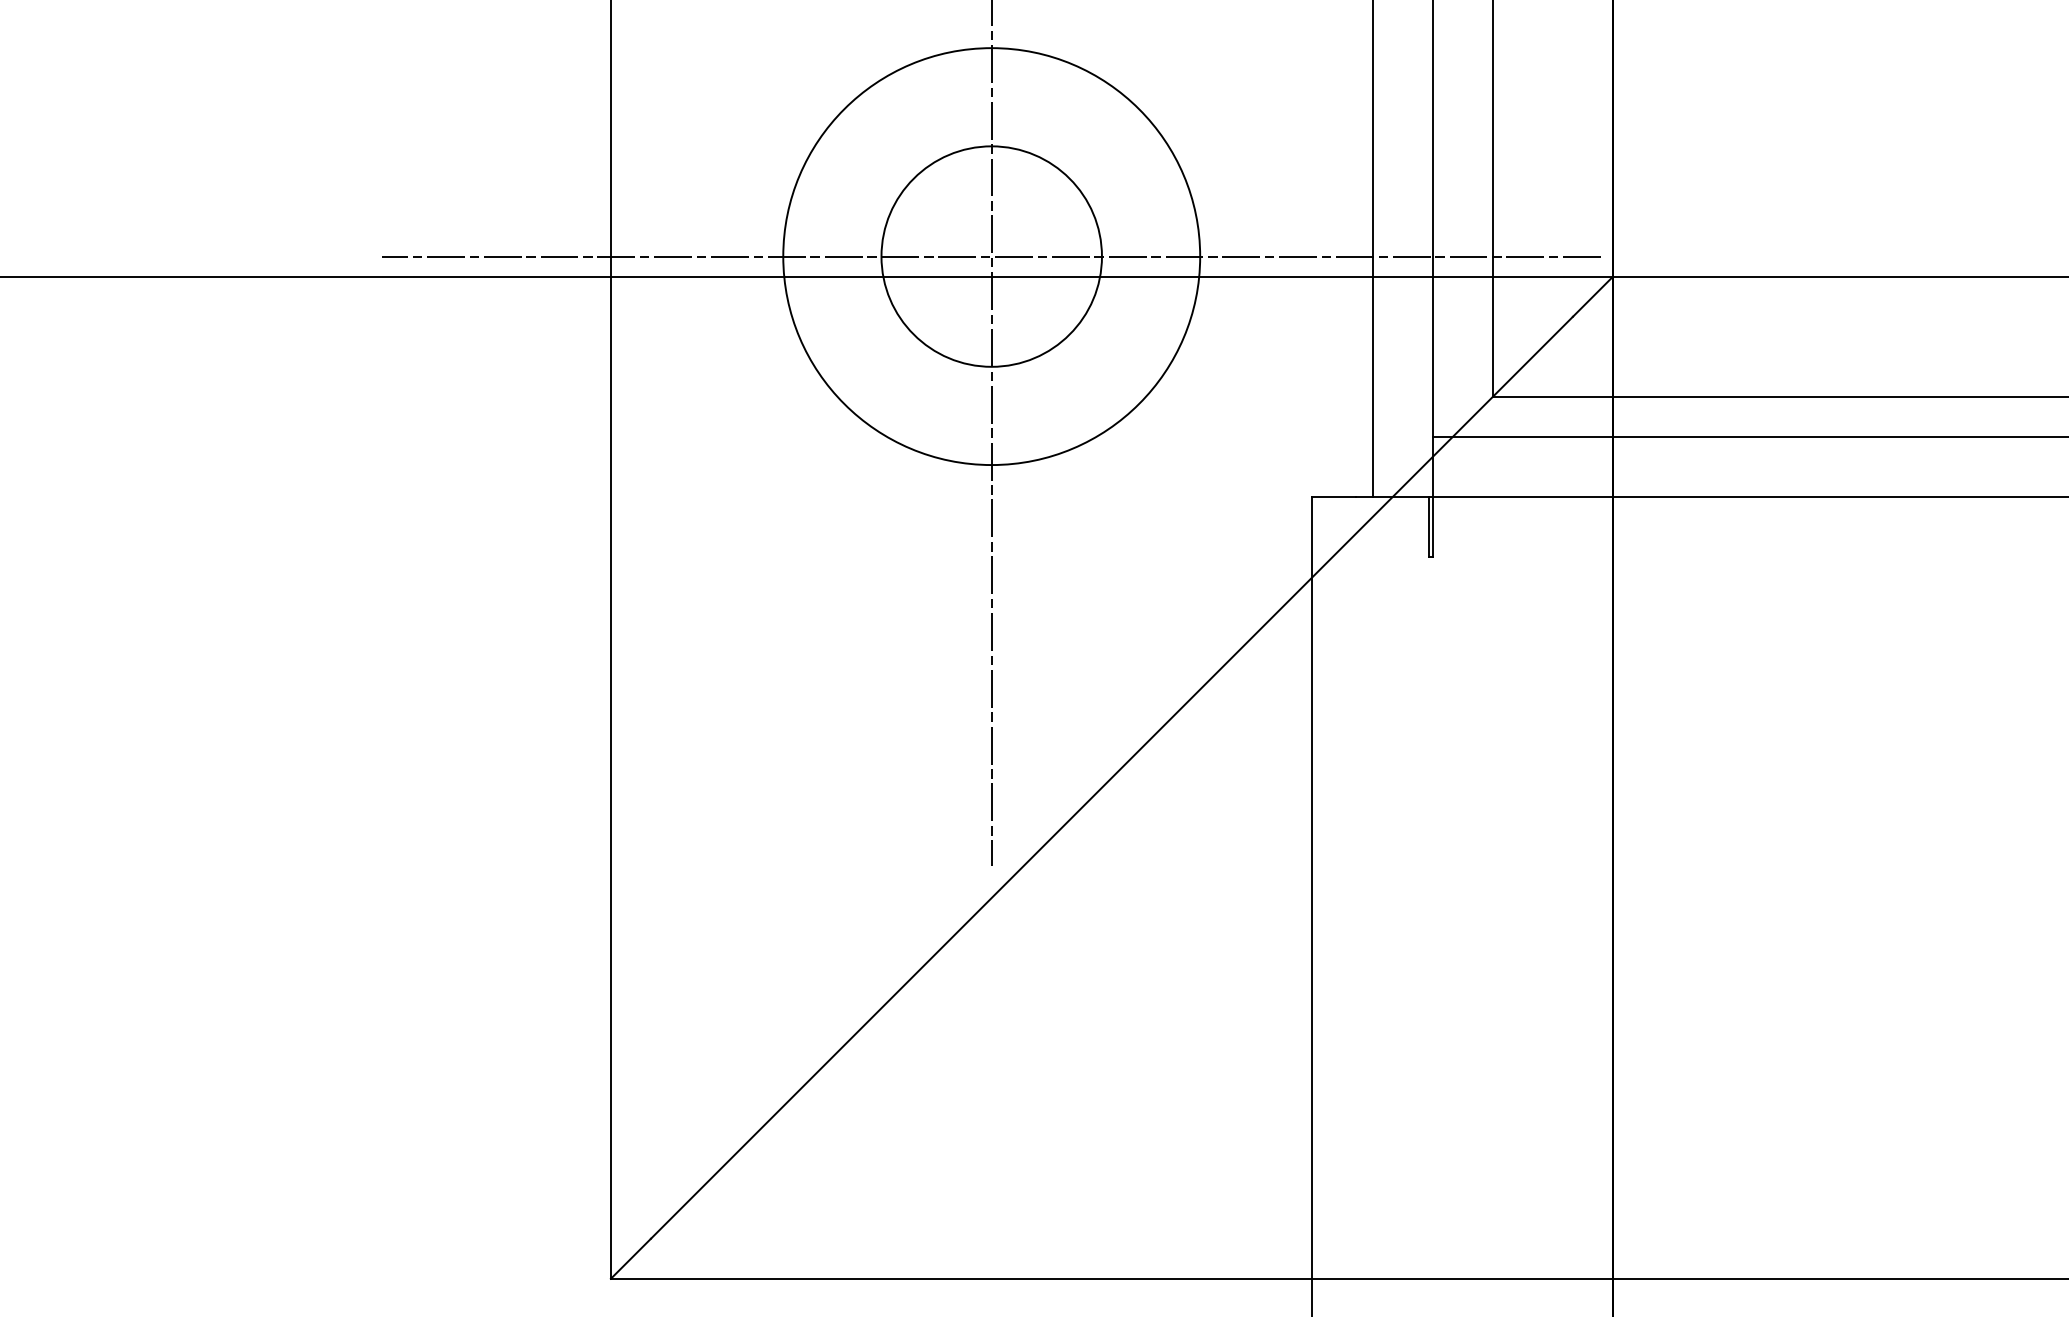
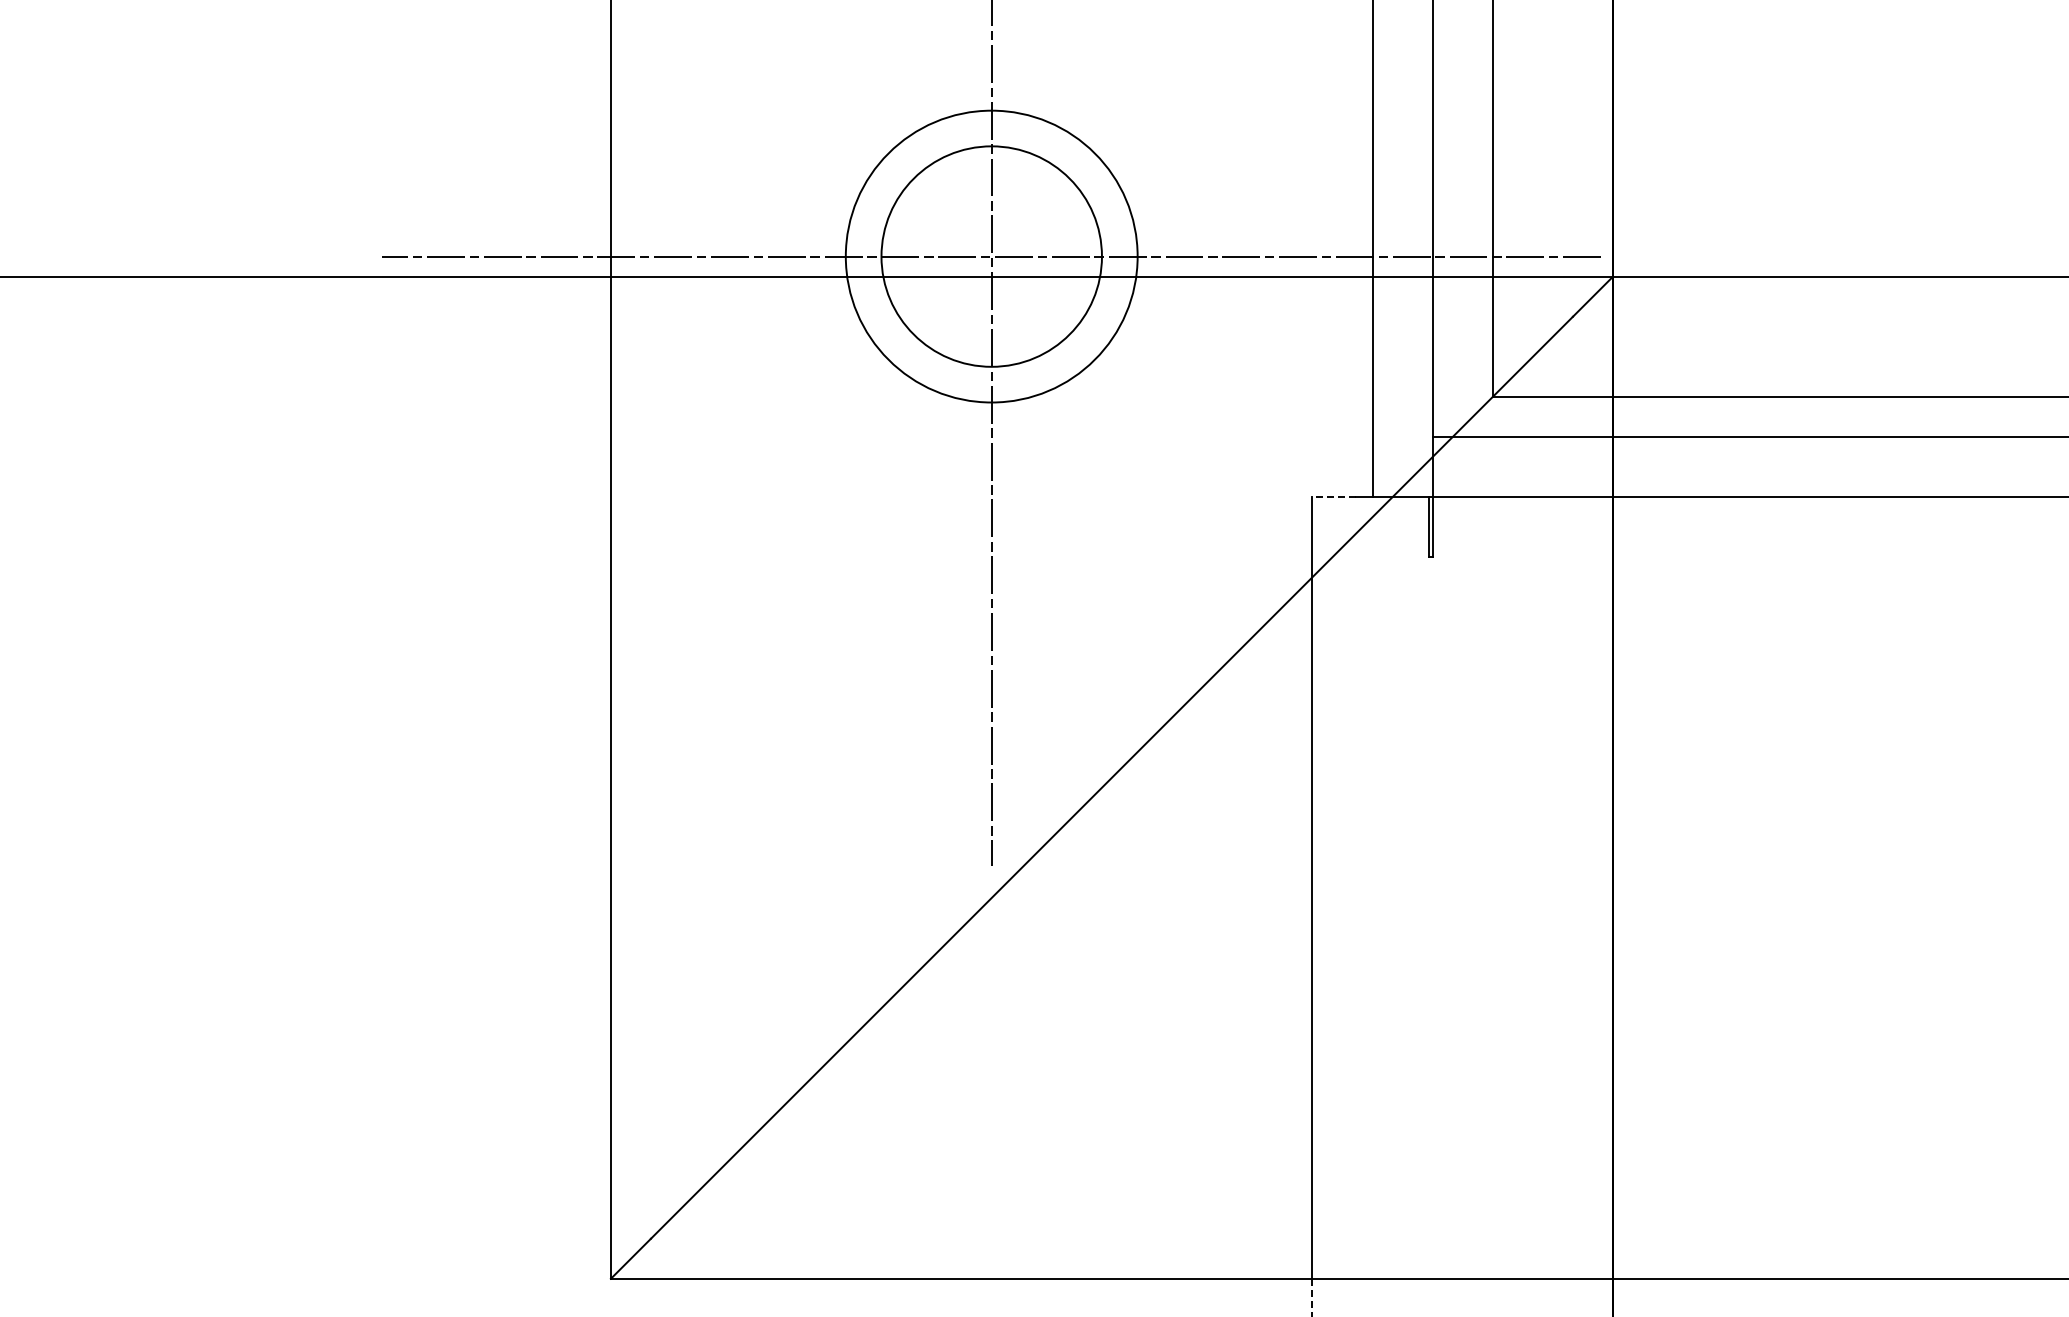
circle diameter: 417 px -> 292 px (991, 256)
line: solid -> dashed (1334, 497)
line: solid -> dashed (1312, 1297)
